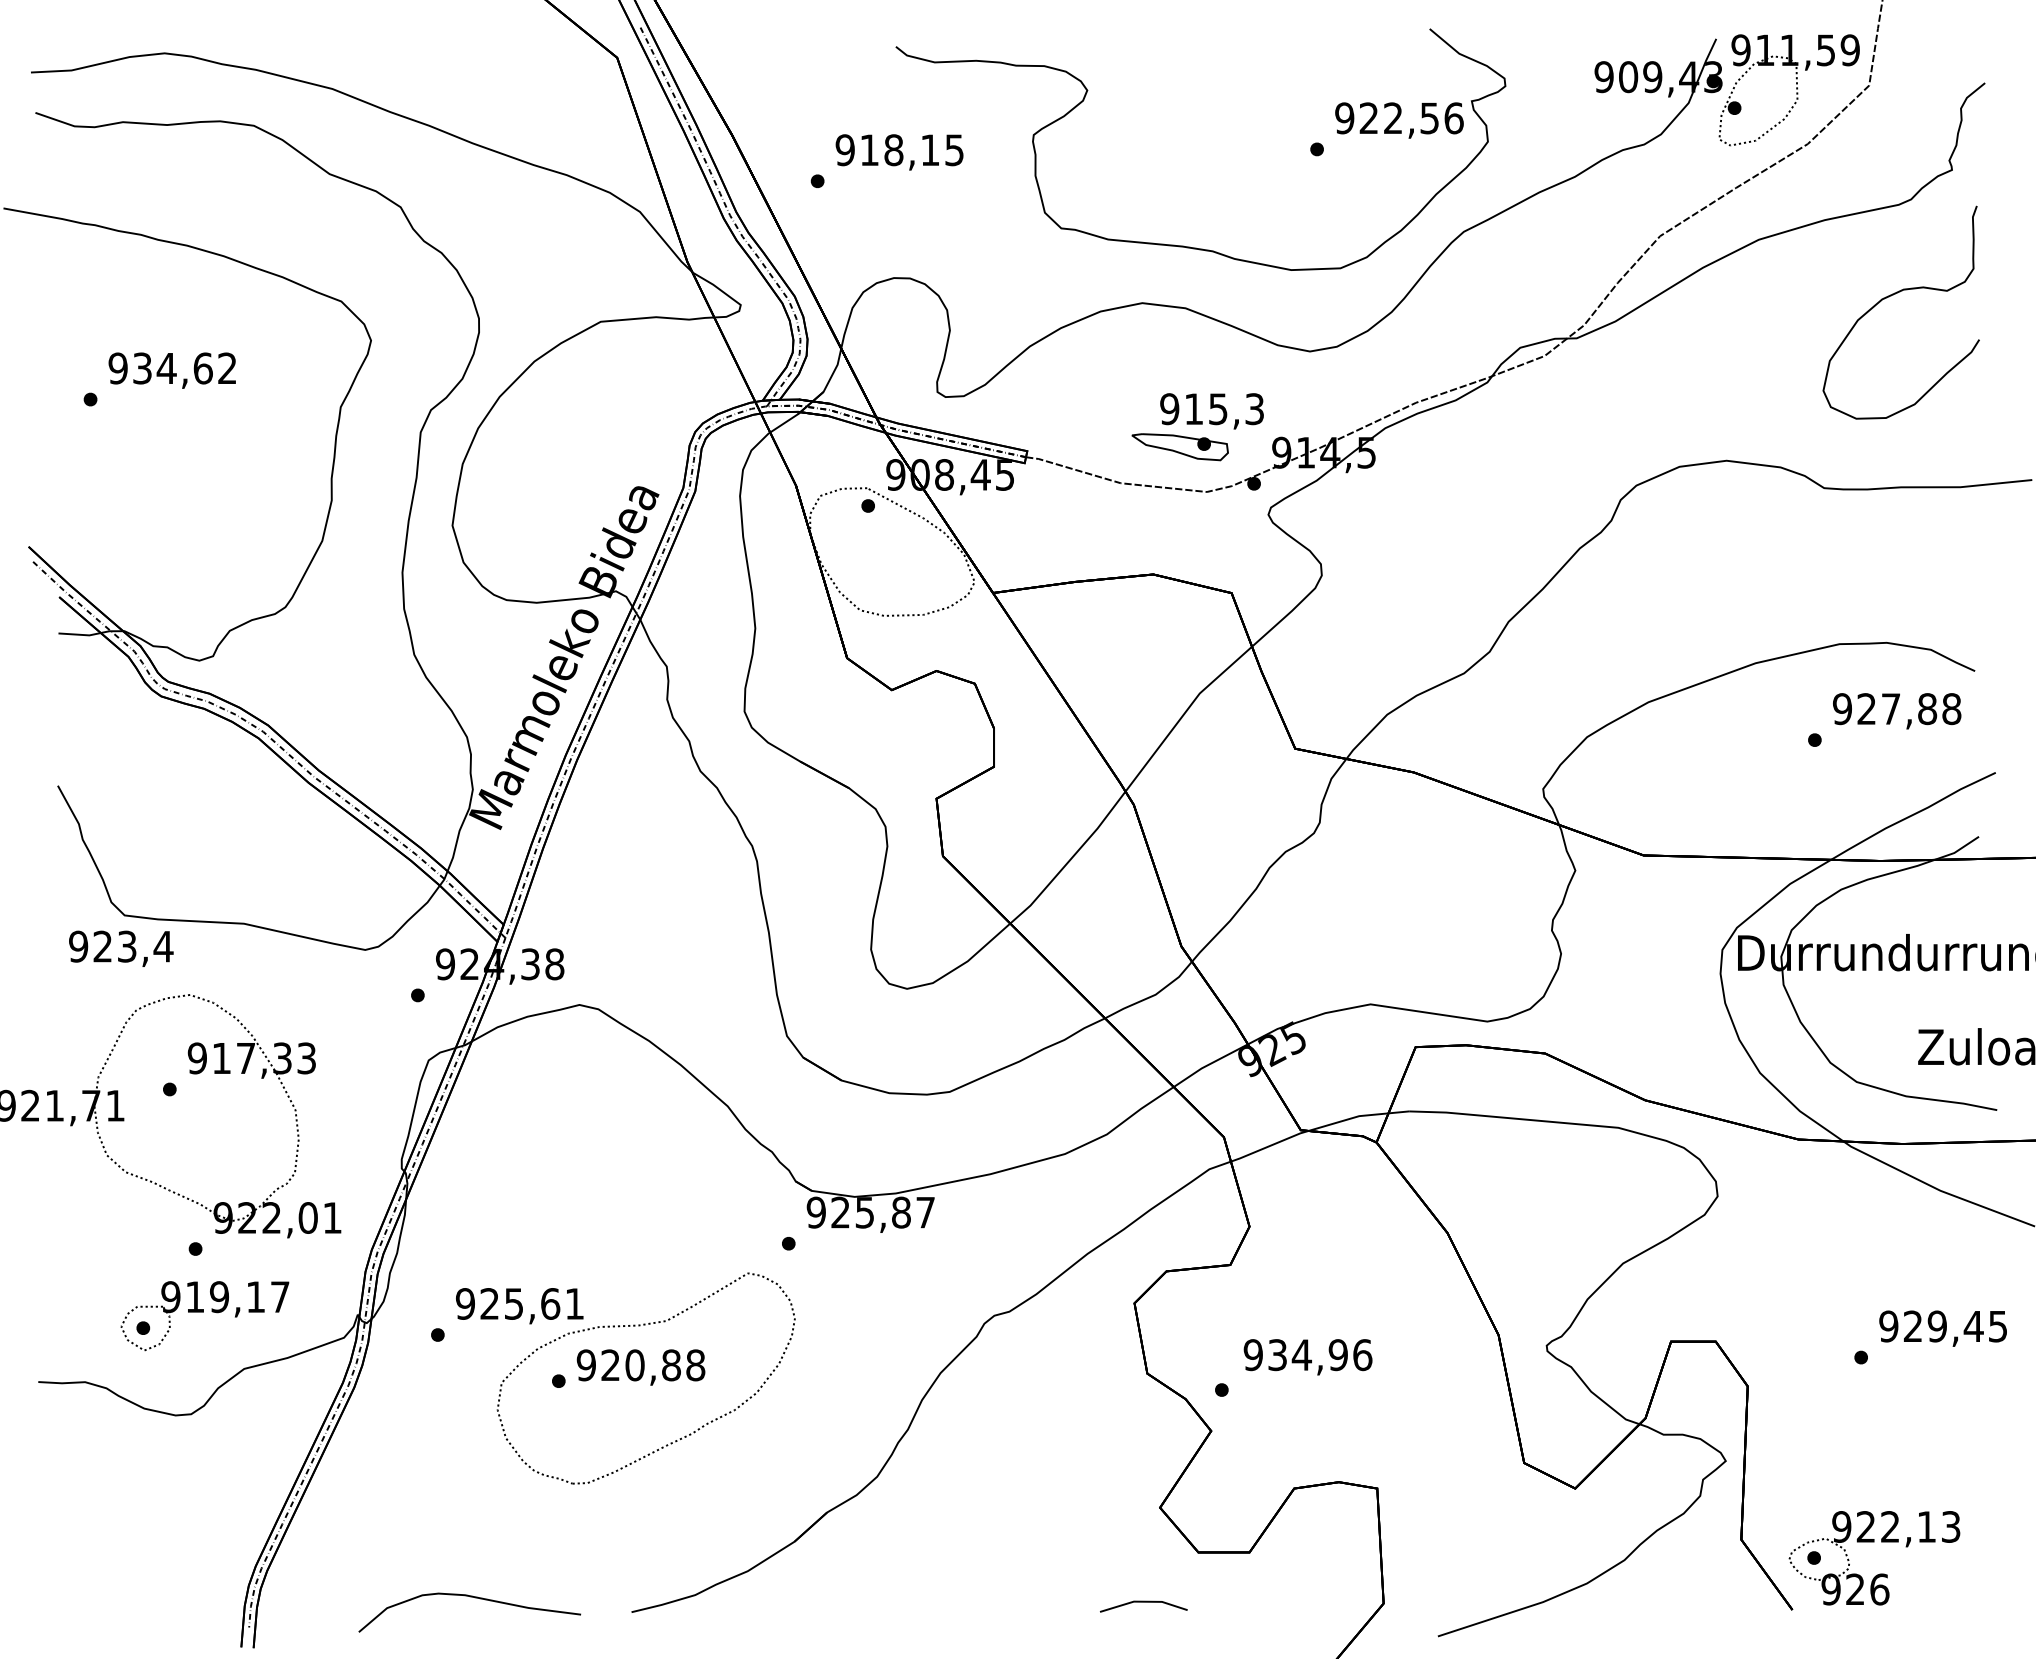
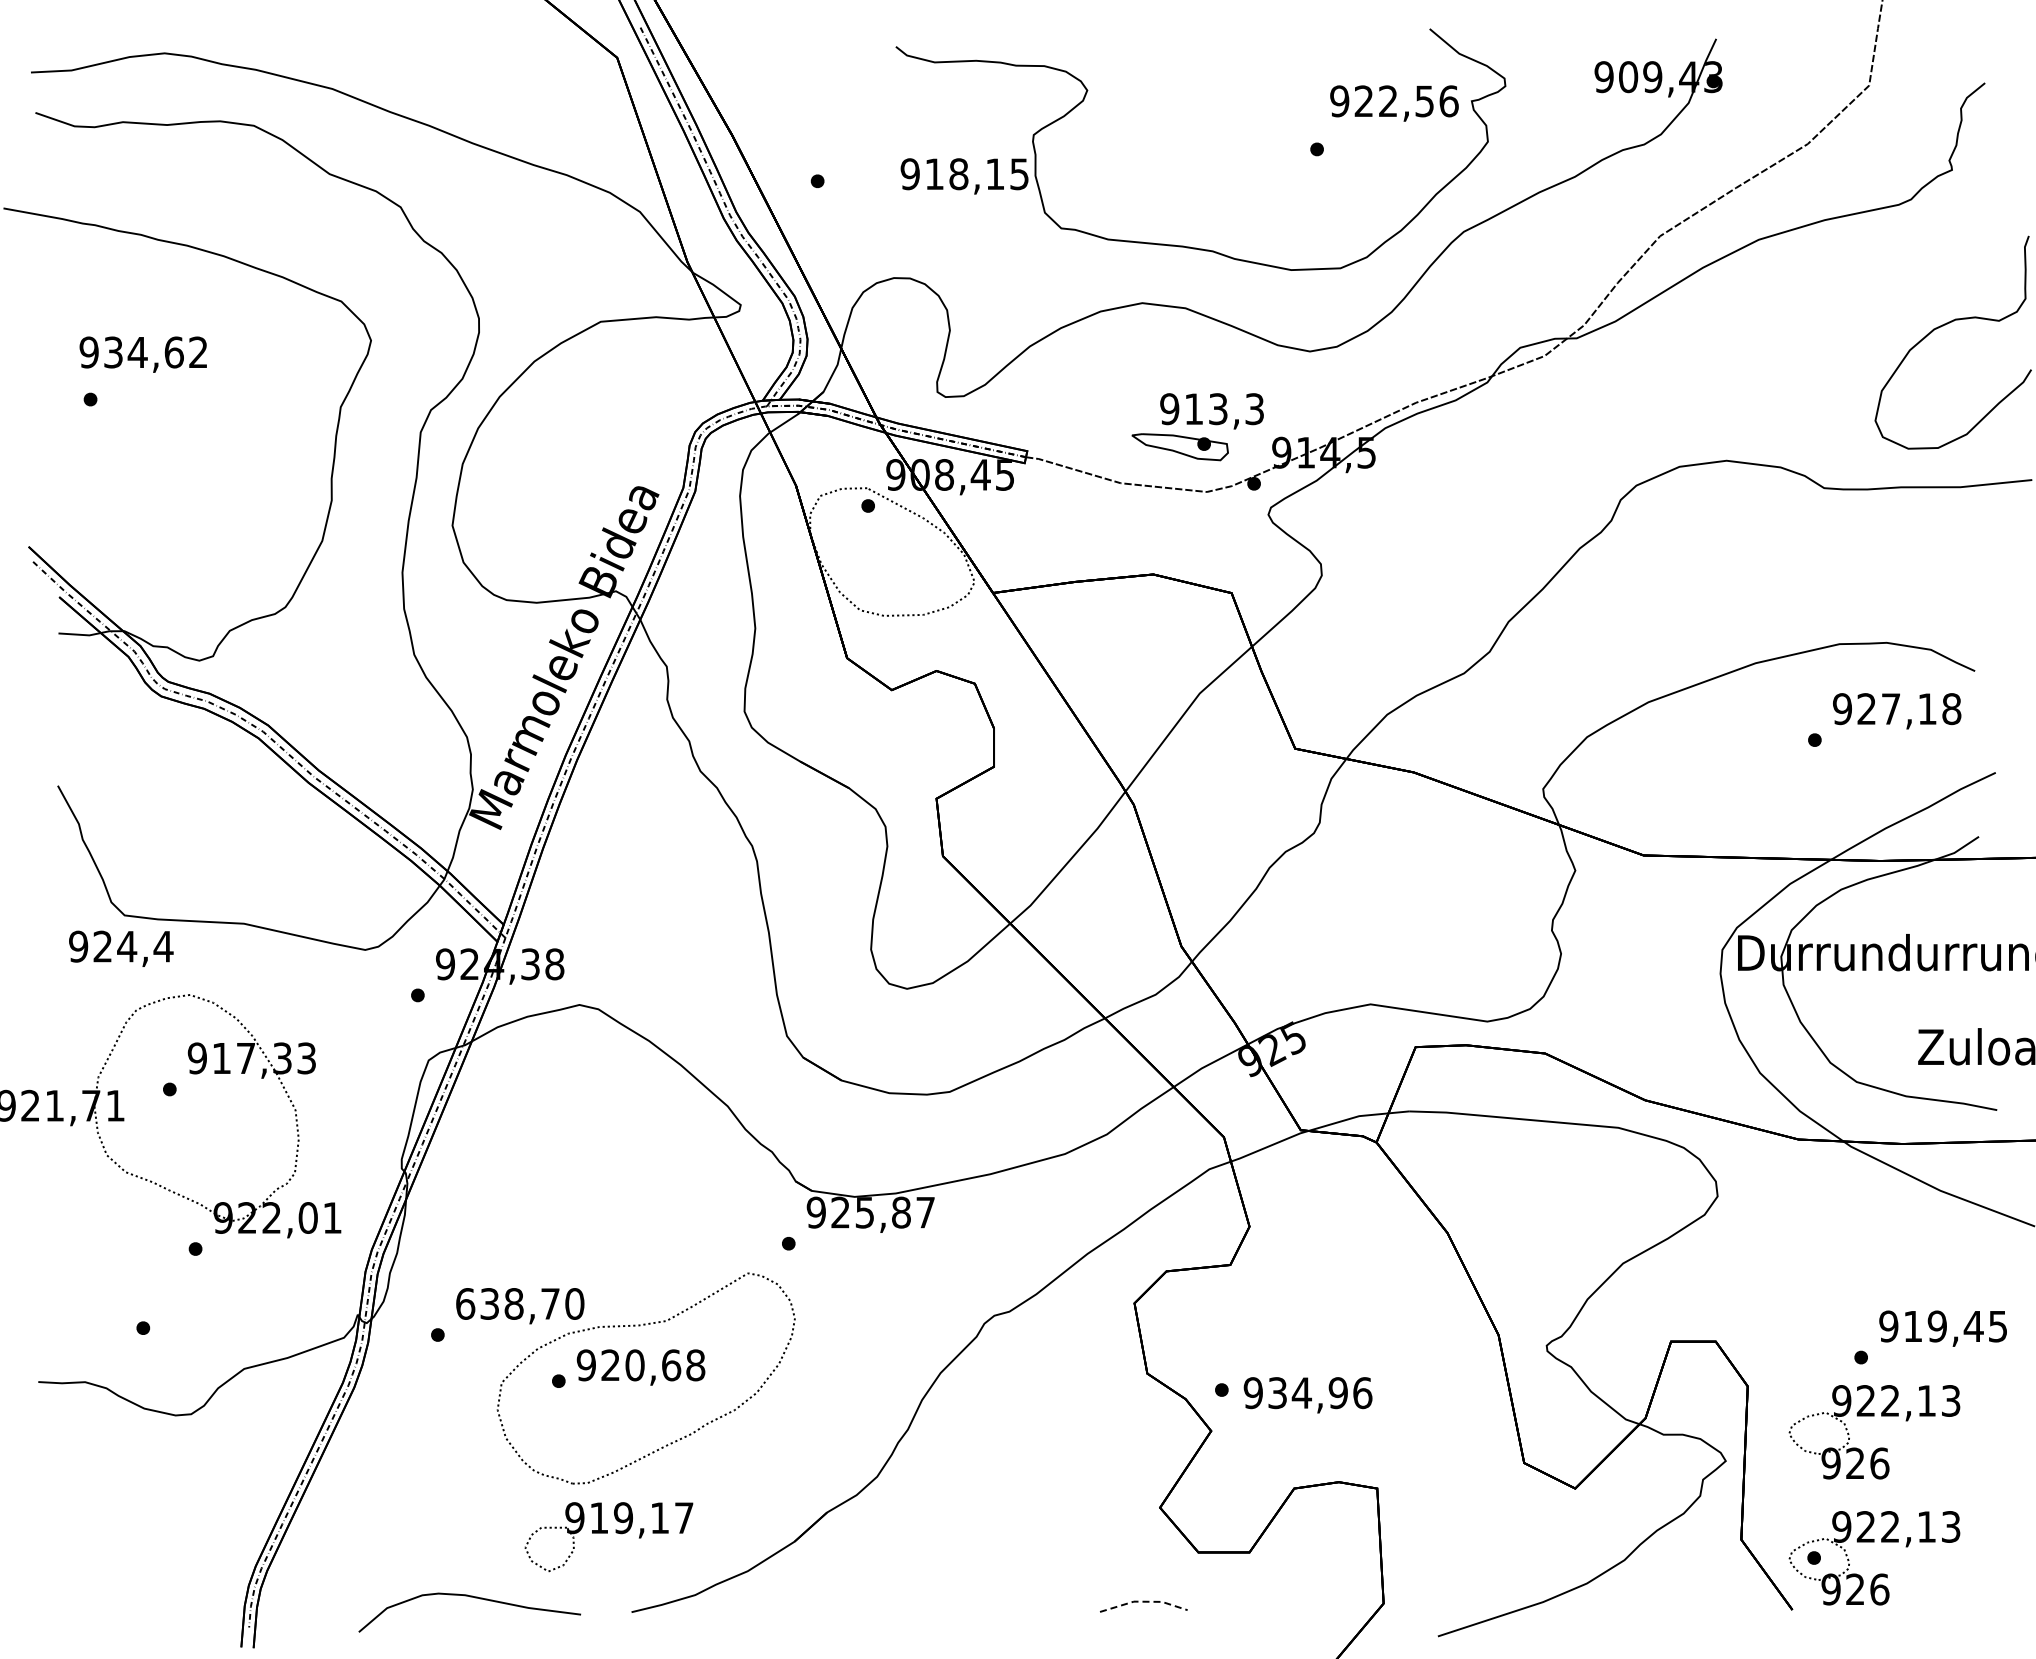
part: present -> none (1796, 89)
text position: (1399, 120) -> (1394, 103) (1394, 103)
text position: (899, 152) -> (964, 176) (964, 176)
curve position: (1891, 296) -> (1943, 326) (1943, 326)
text position: (171, 370) -> (142, 354) (142, 354)
text: 915,3 -> 913,3 (1218, 408)
text: 927,88 -> 927,18 (1927, 709)
text: 923,4 -> 924,4 (127, 946)
text: 925,61 -> 638,70 (519, 1303)
part position: (204, 1316) -> (608, 1537) (608, 1537)
text: 929,45 -> 919,45 (1912, 1325)
text position: (1307, 1357) -> (1307, 1395) (1307, 1395)
text: 920,88 -> 920,68 (671, 1365)
part: none -> present (1879, 1447)
line: solid -> dashed (1143, 1601)
